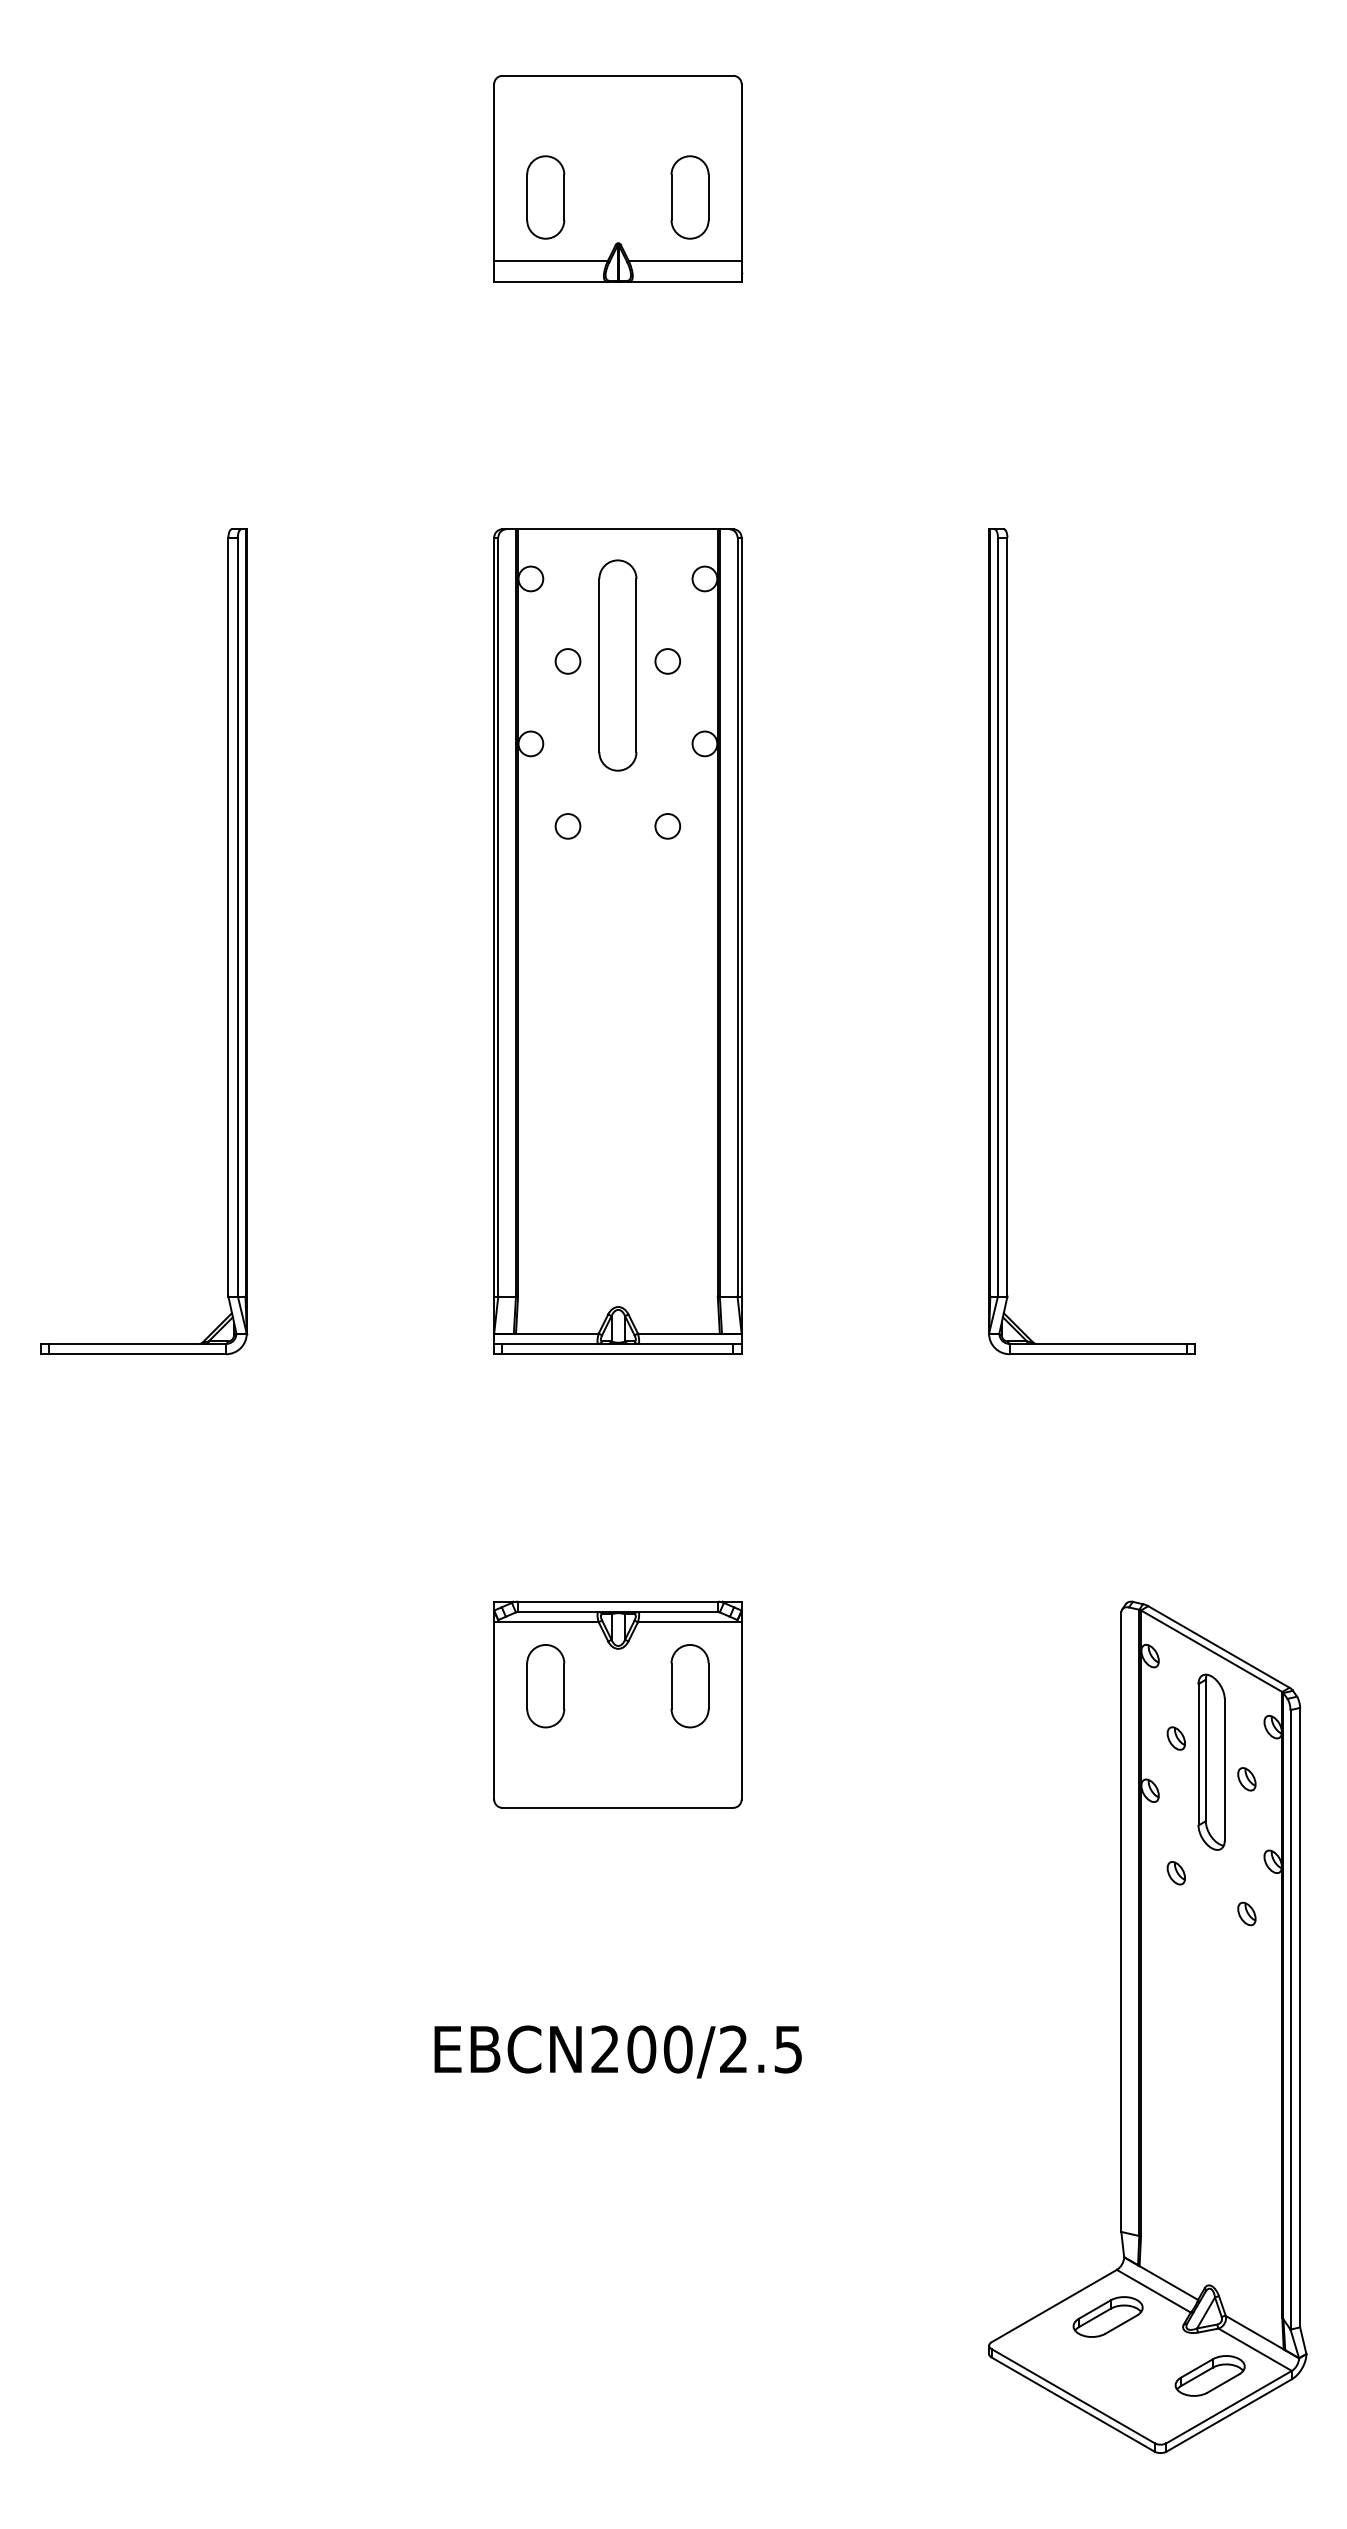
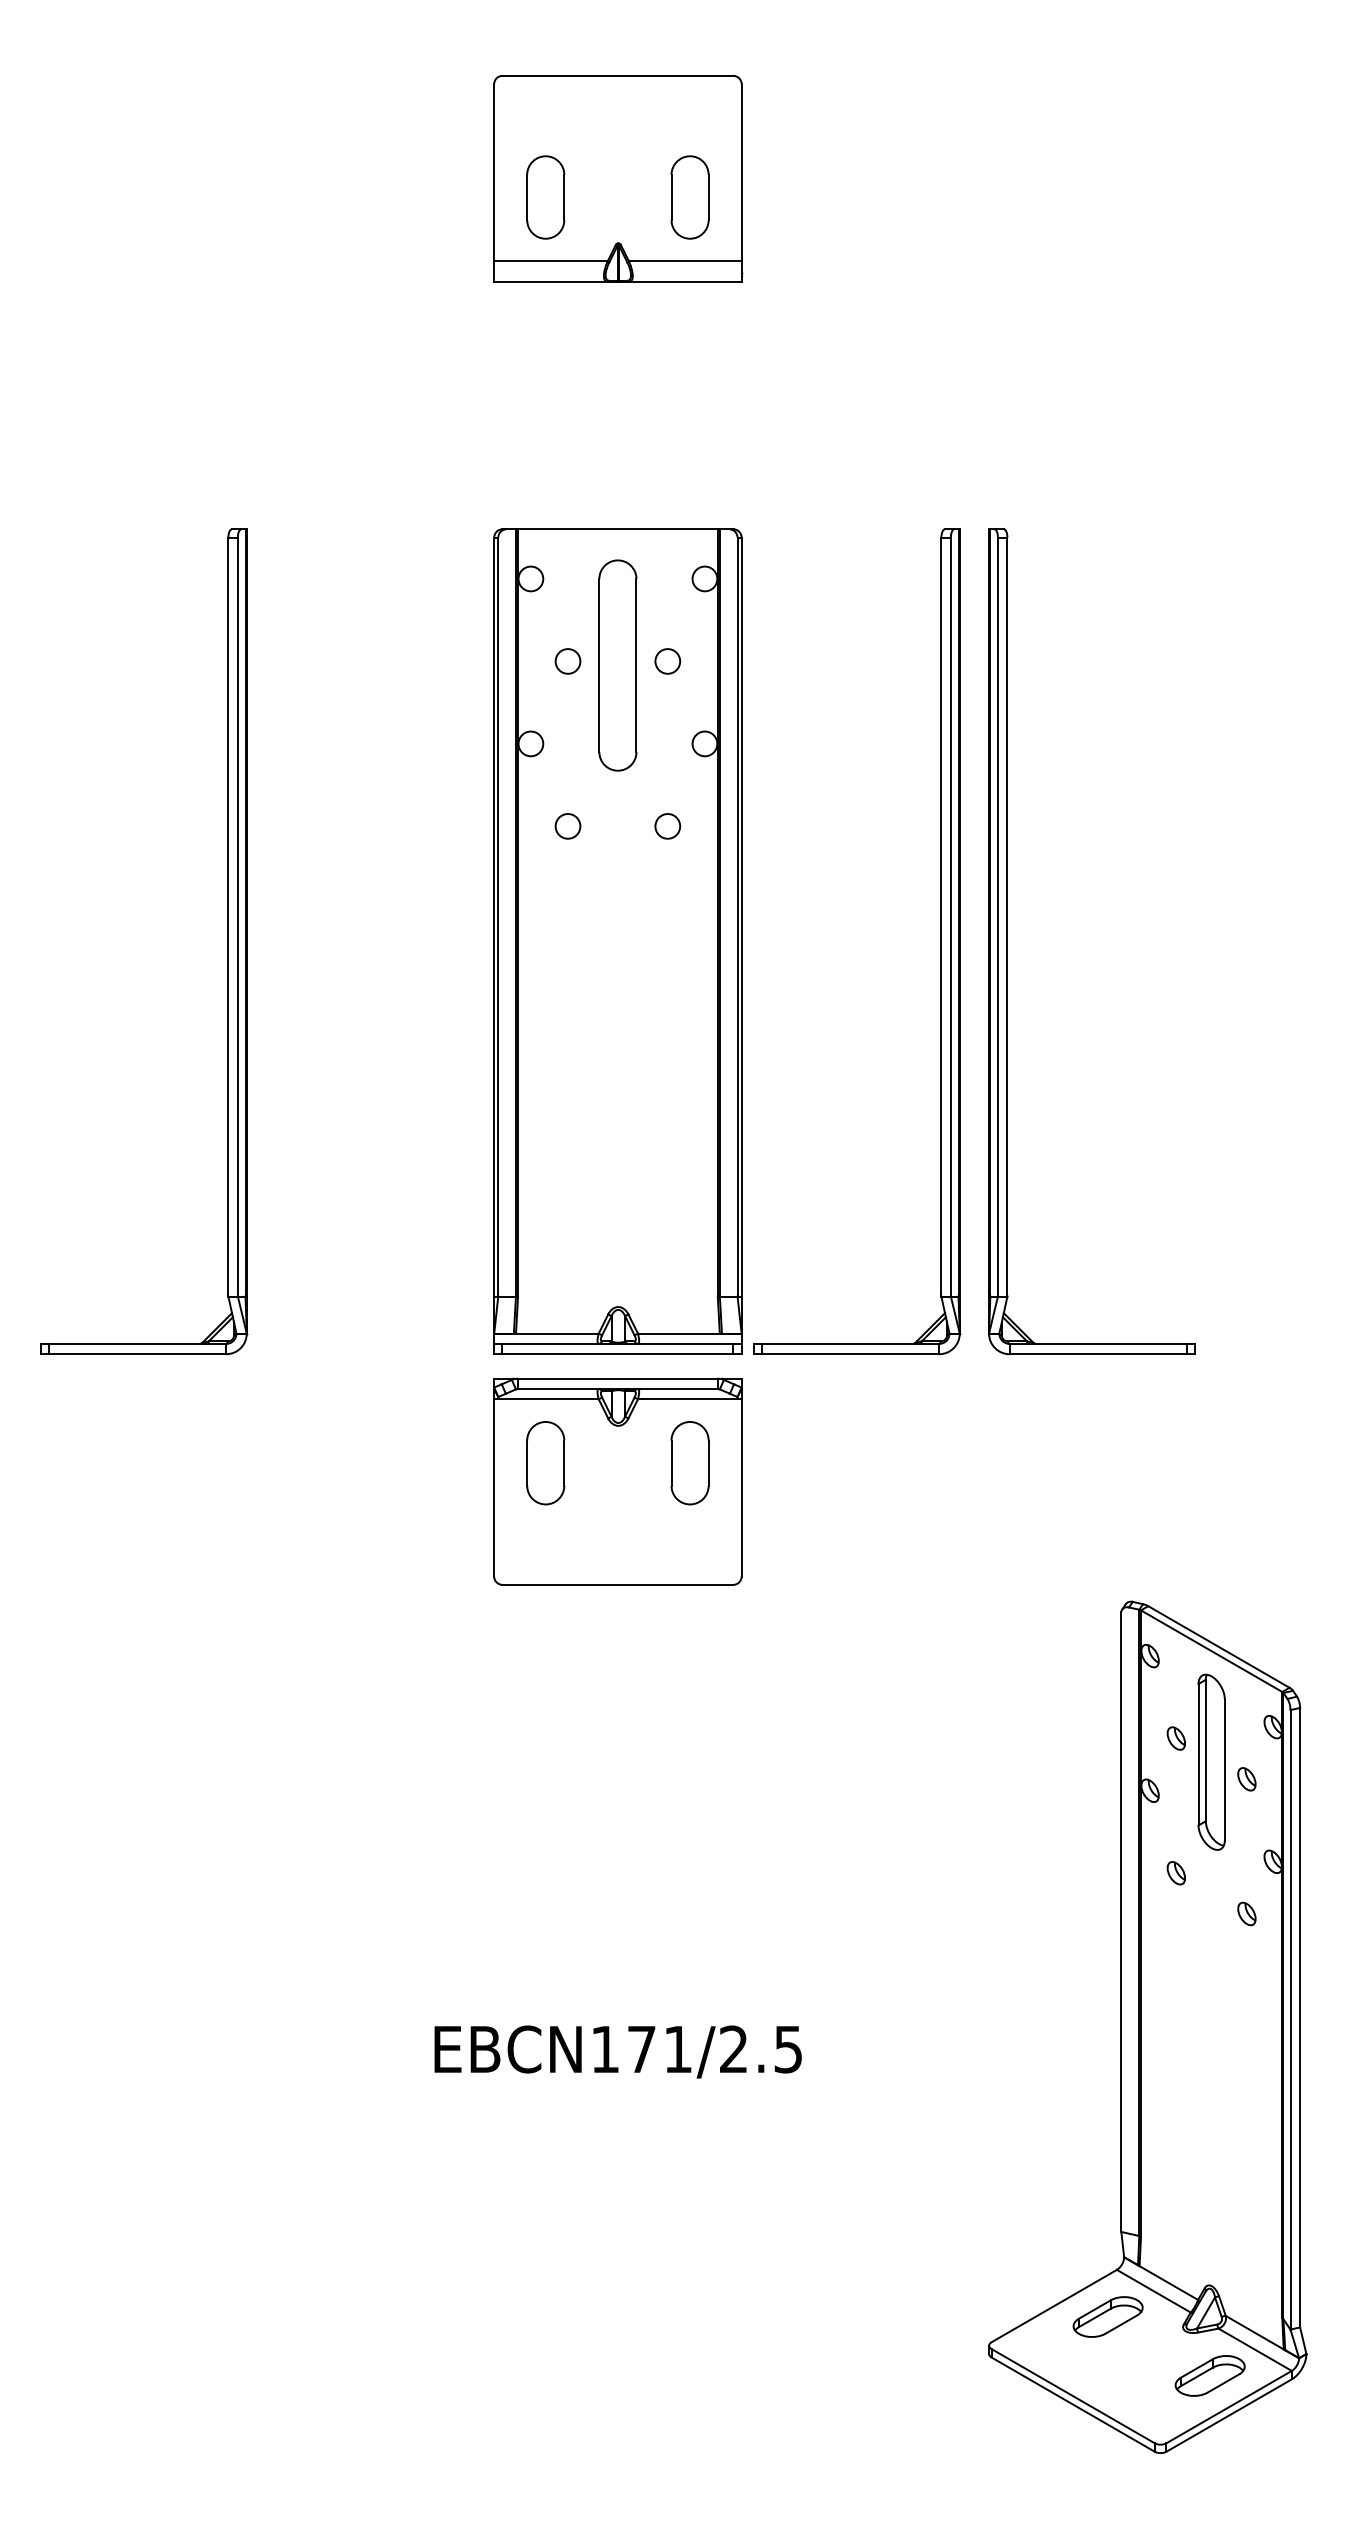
part: none -> present (940, 941)
part position: (617, 1704) -> (617, 1481) (617, 1481)
text: EBCN200/2.5 -> EBCN171/2.5 (641, 2049)
